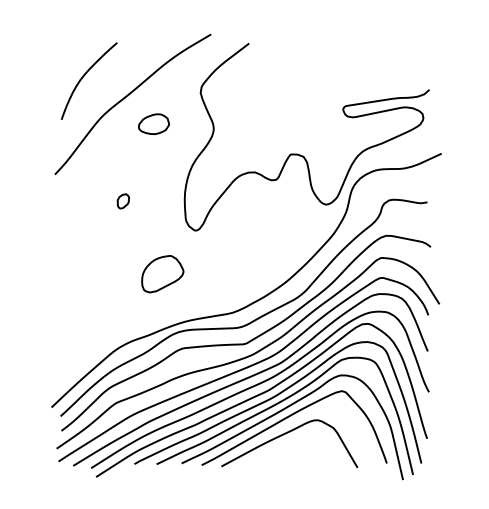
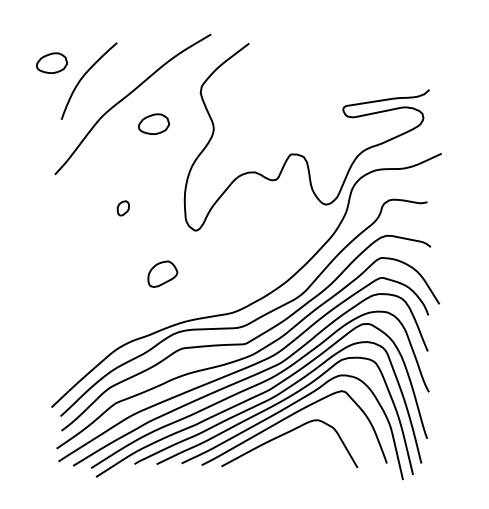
part: none -> present (51, 62)
part position: (122, 201) -> (122, 208) (122, 208)
part size: 44x39 px -> 32x28 px (162, 273)
